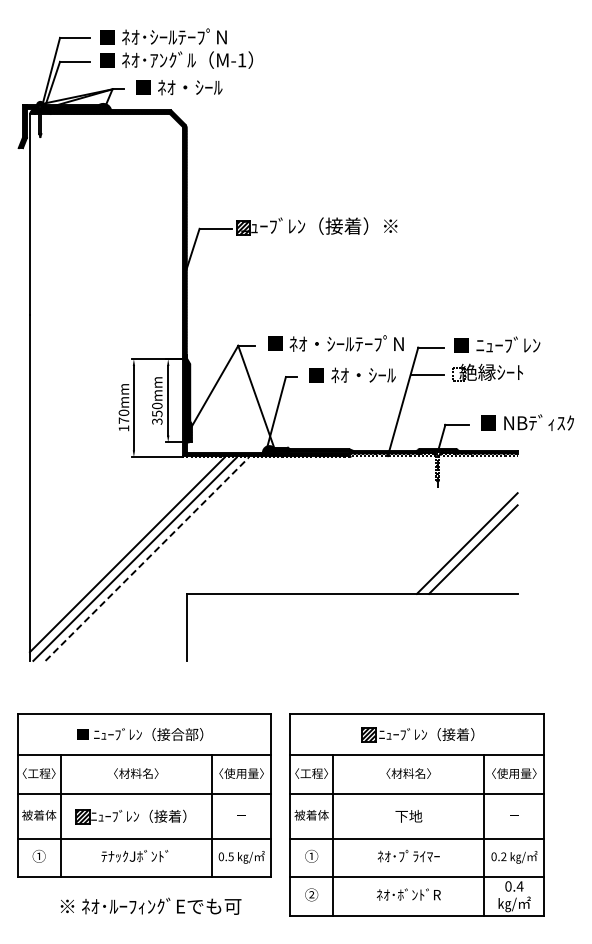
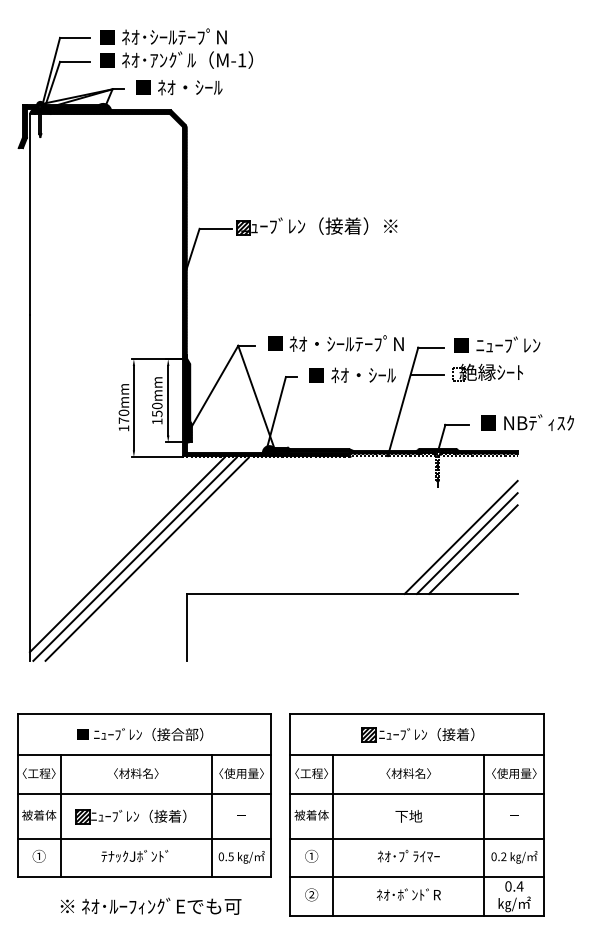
text: 350mm -> 150mm (157, 421)
line: none -> present (460, 536)
line: dashed -> solid (147, 559)
